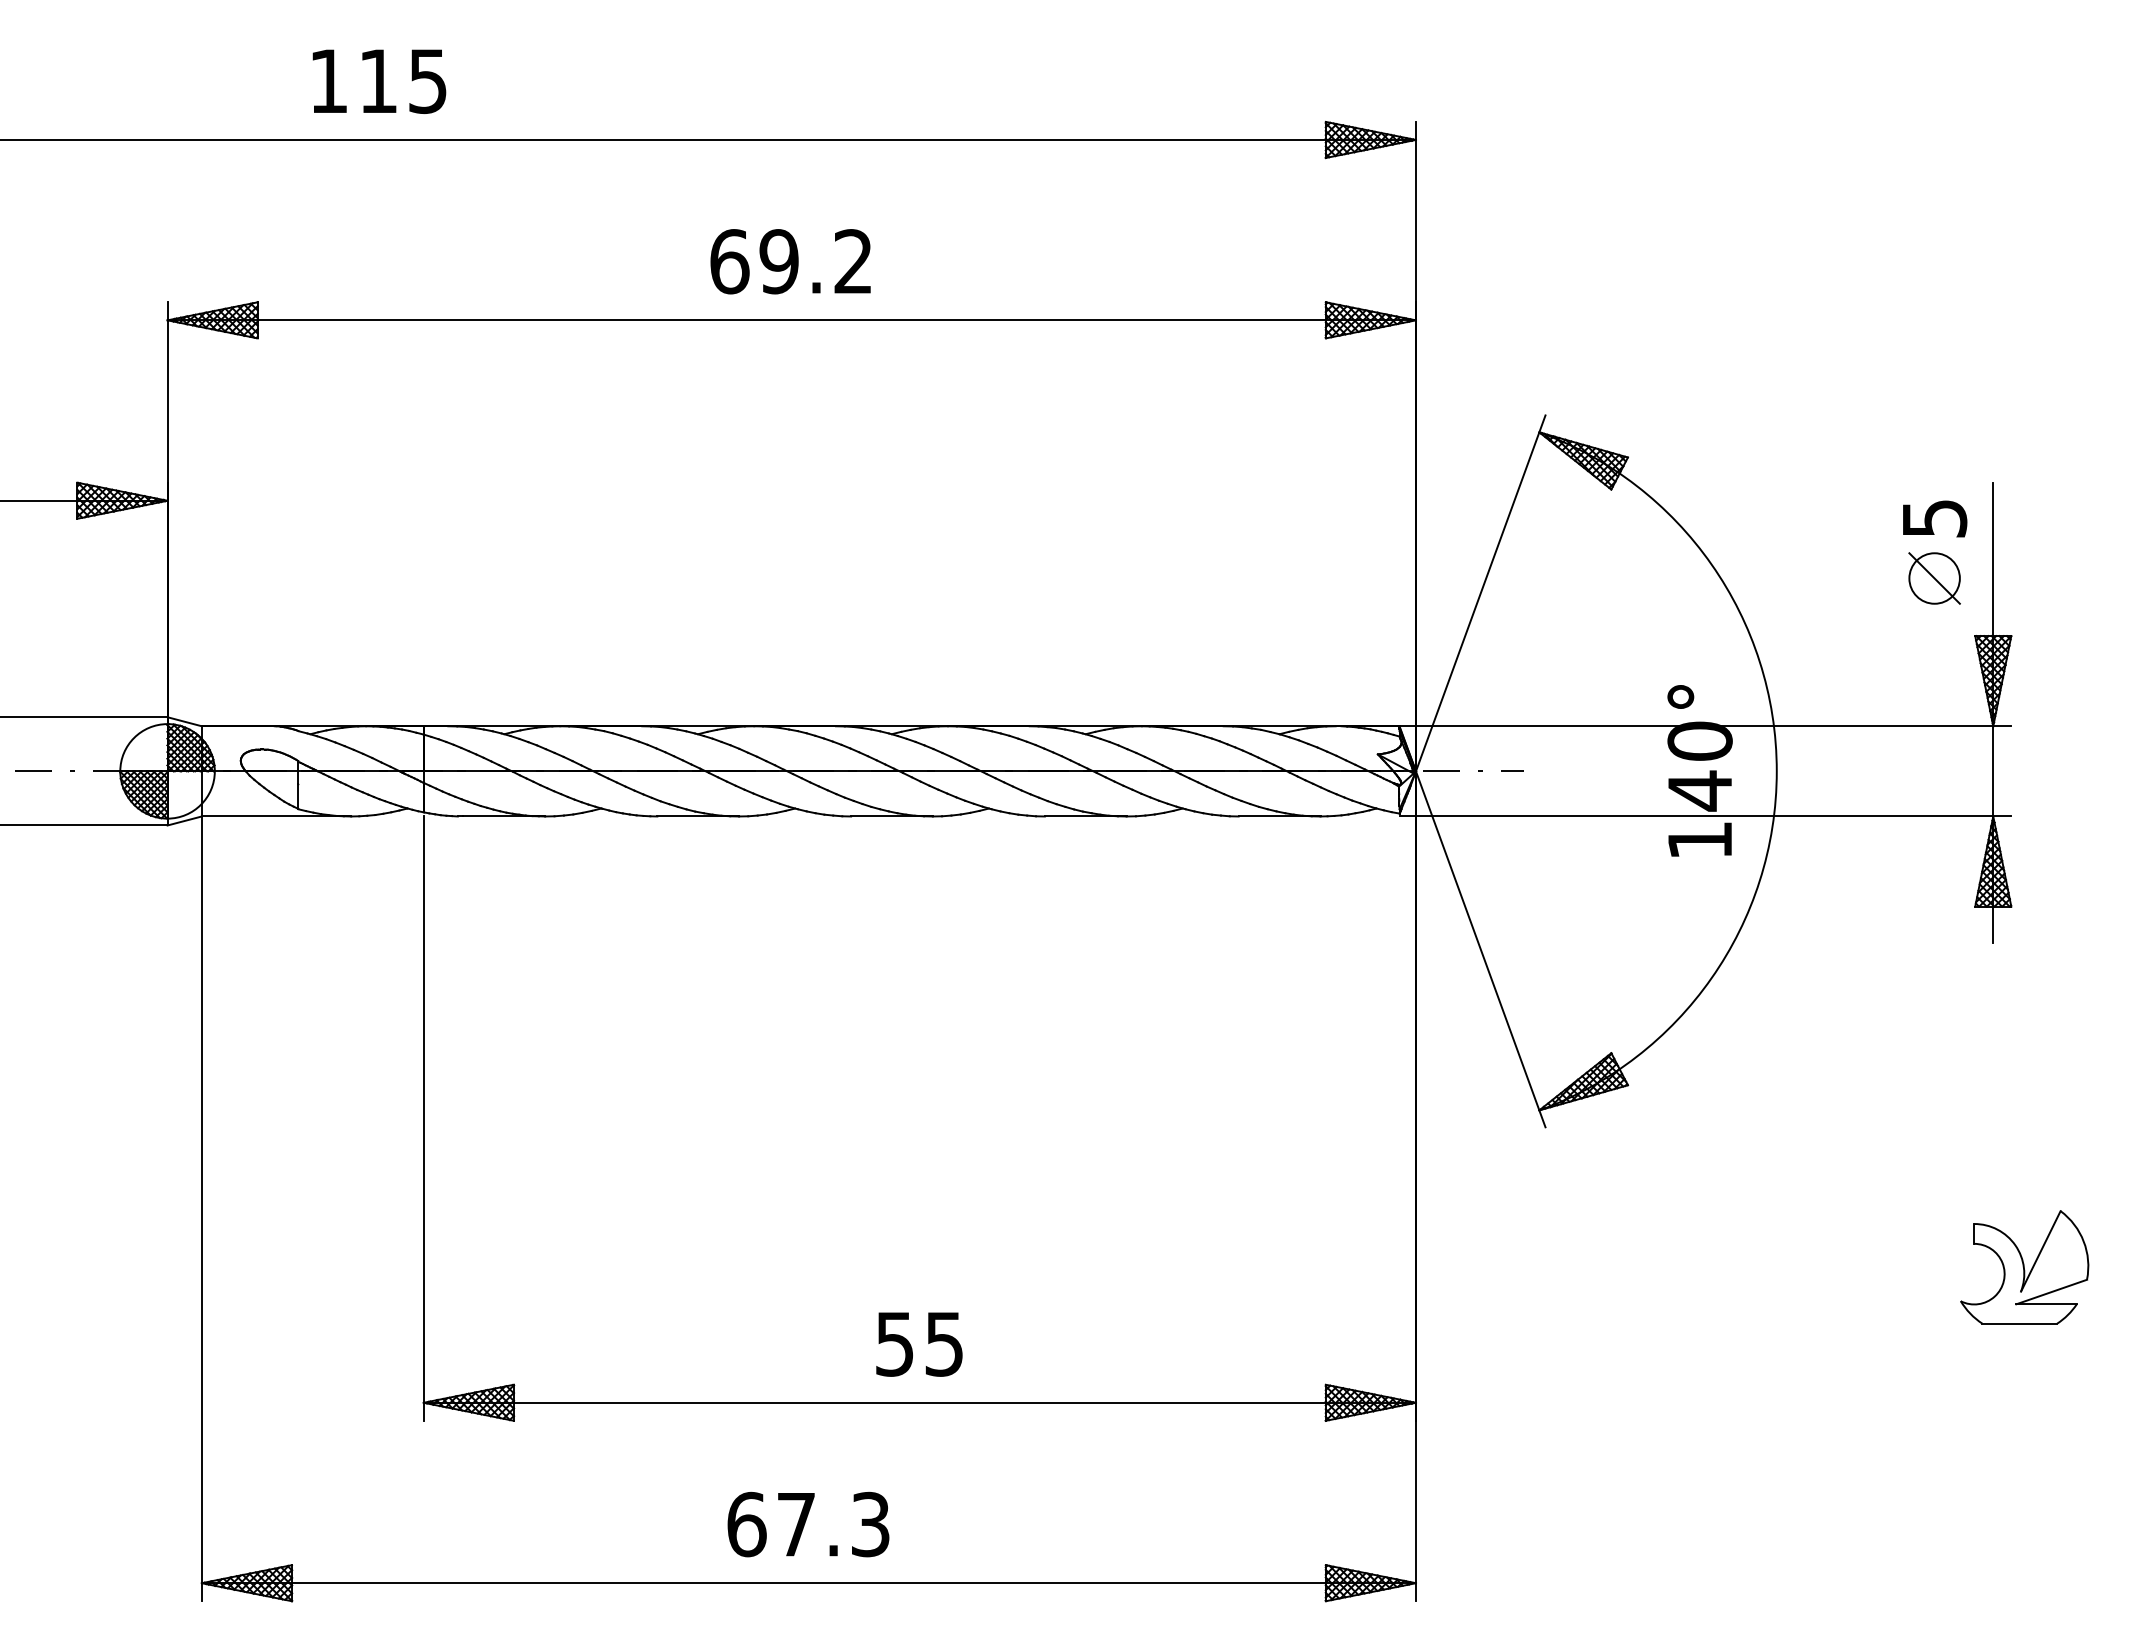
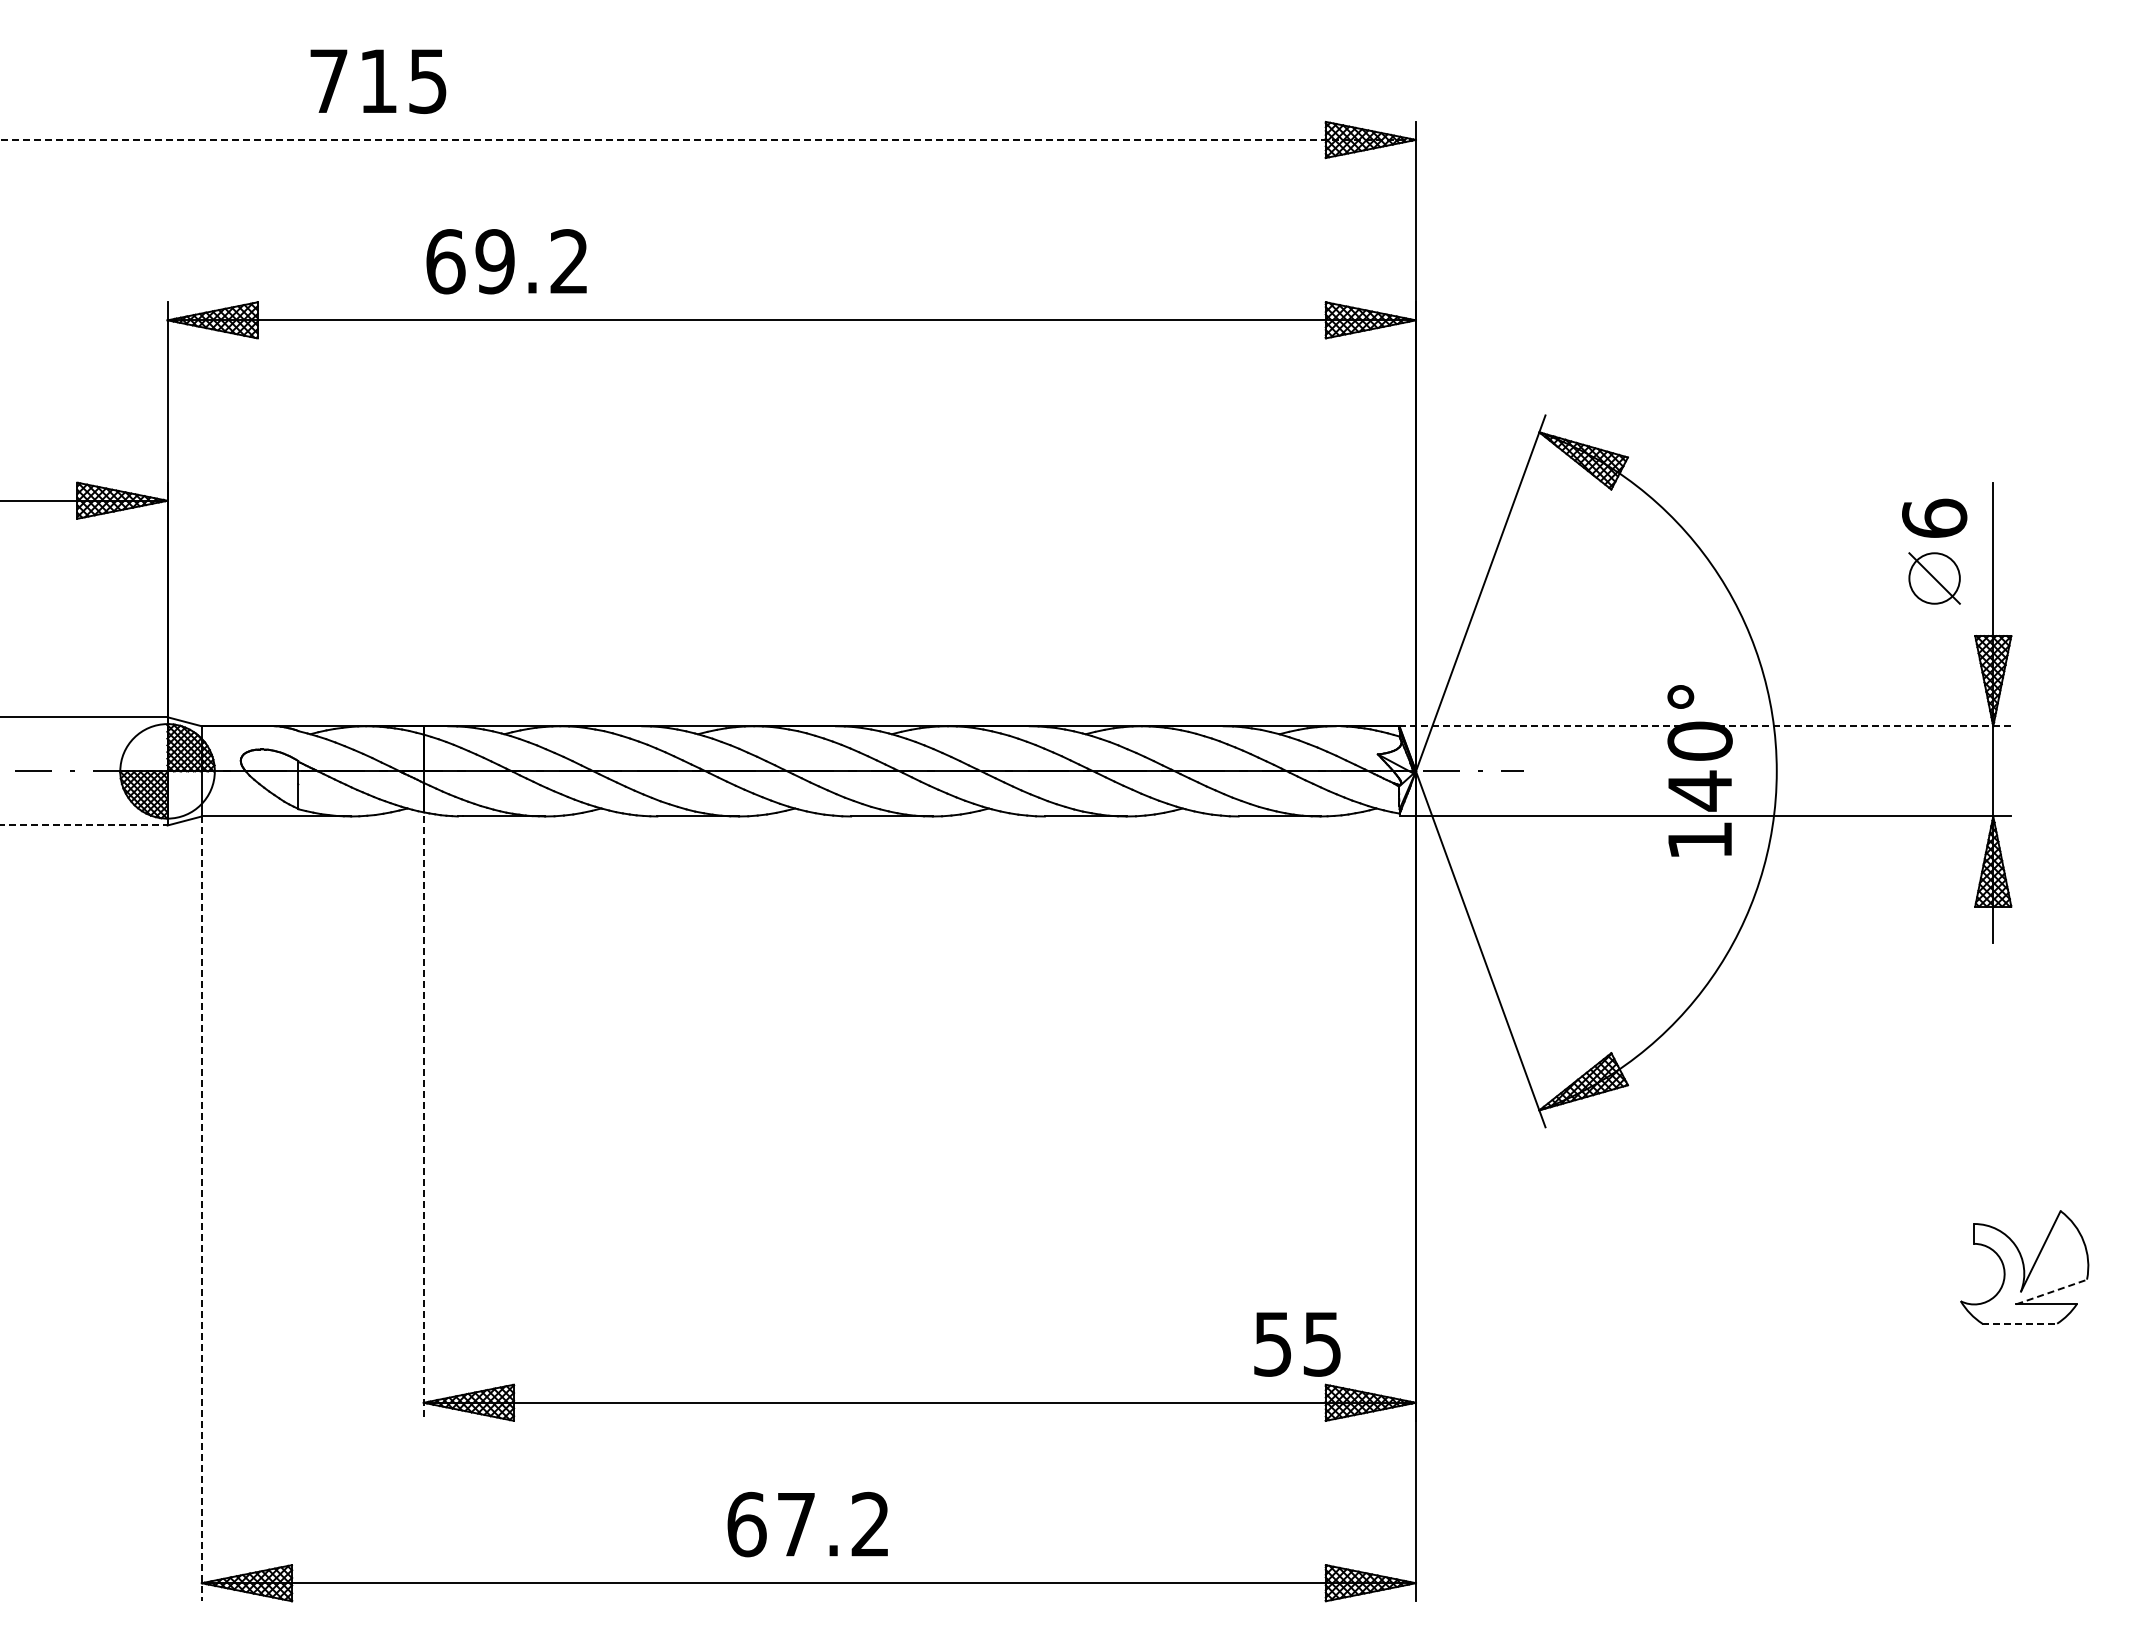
text: 115 -> 715 (328, 80)
line: solid -> dashed (708, 139)
text position: (790, 261) -> (506, 261) (506, 261)
text: 5 -> 6 (1934, 517)
line: solid -> dashed (1705, 726)
line: solid -> dashed (84, 825)
line: solid -> dashed (423, 1119)
line: solid -> dashed (201, 1209)
line: solid -> dashed (2052, 1291)
line: solid -> dashed (2020, 1323)
text position: (919, 1344) -> (1297, 1344) (1297, 1344)
text: 67.3 -> 67.2 (870, 1524)
